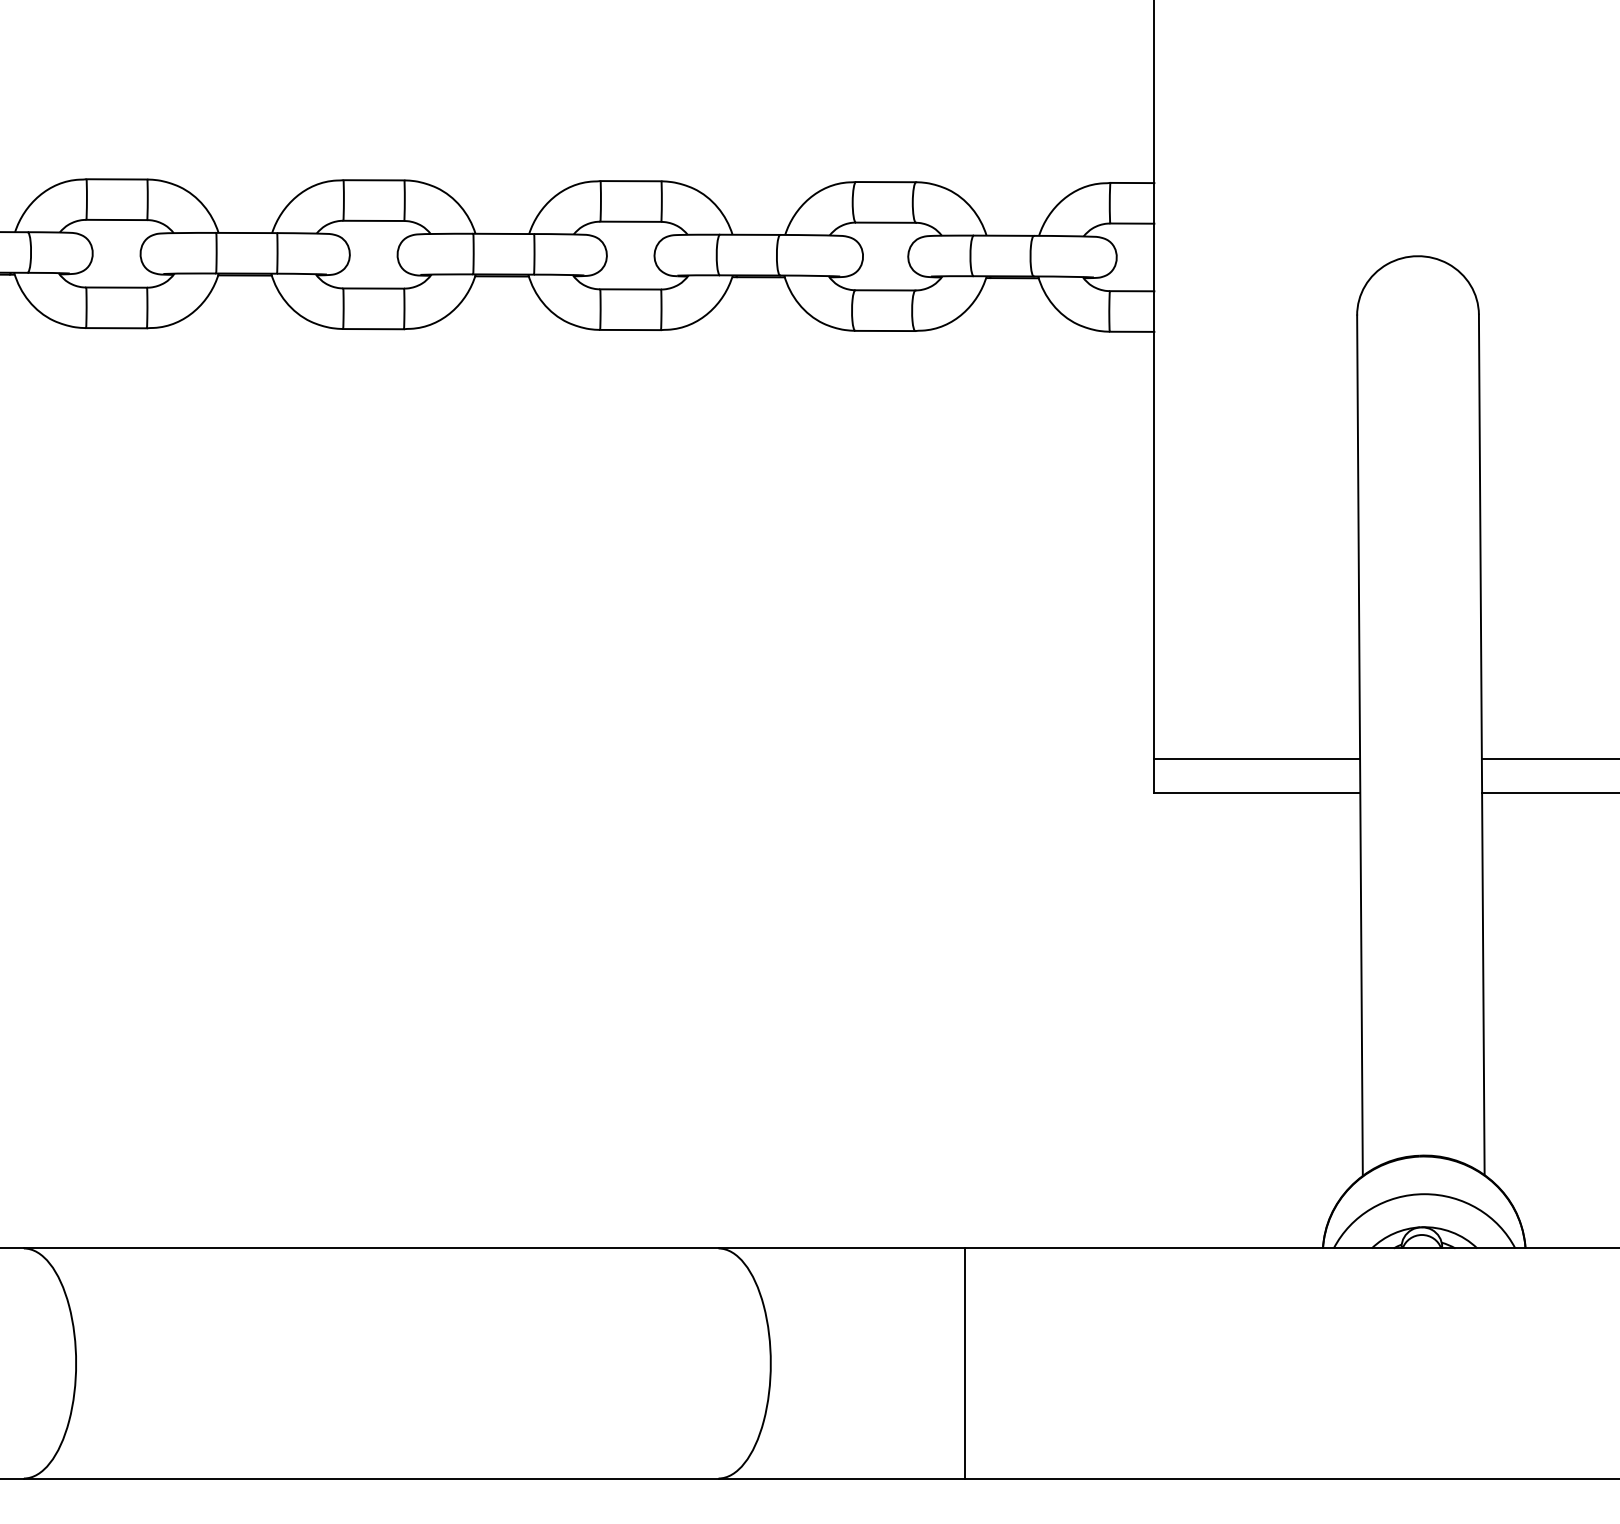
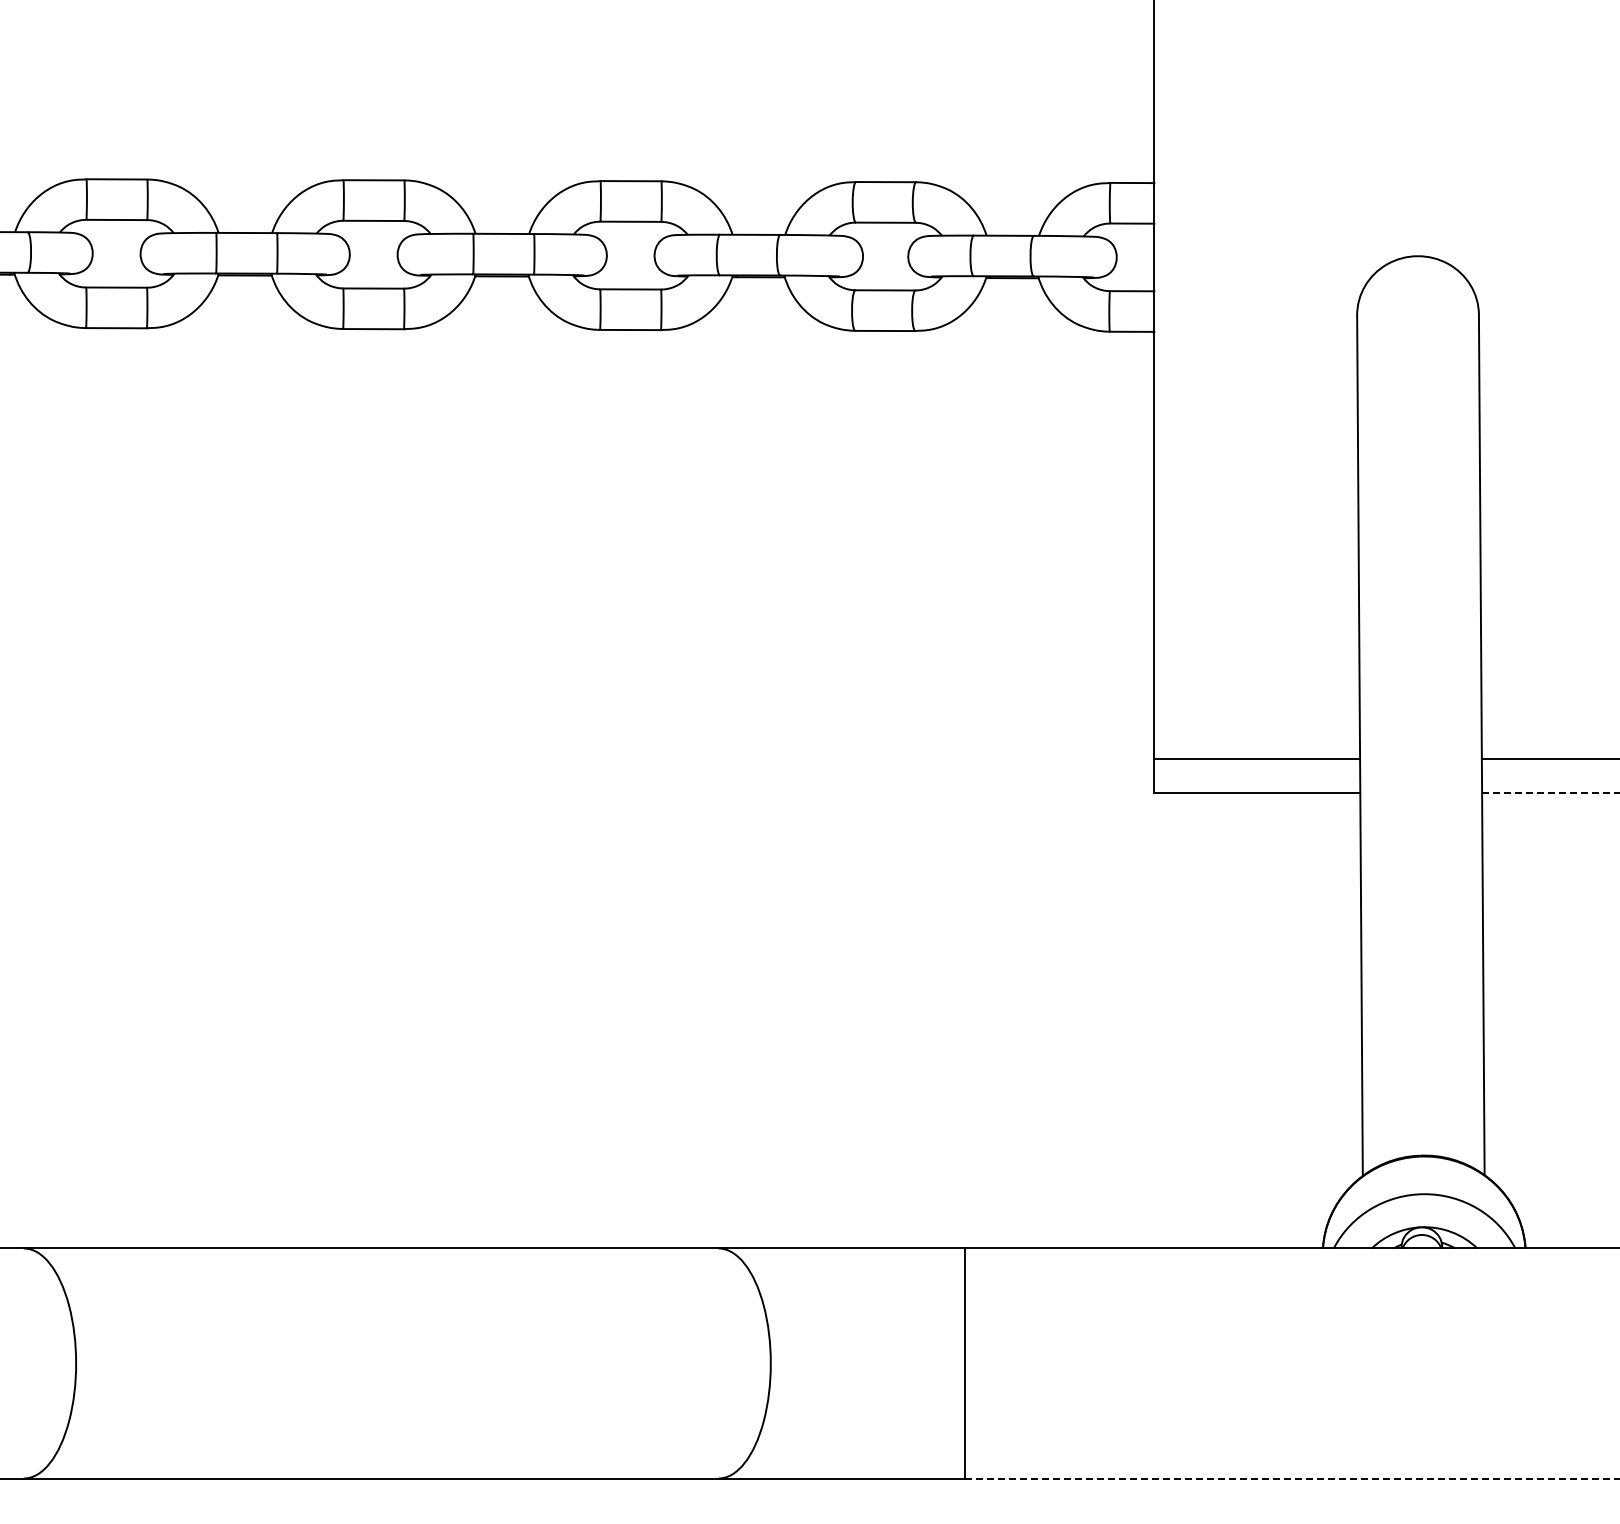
line: solid -> dashed (1550, 792)
line: solid -> dashed (1292, 1478)
